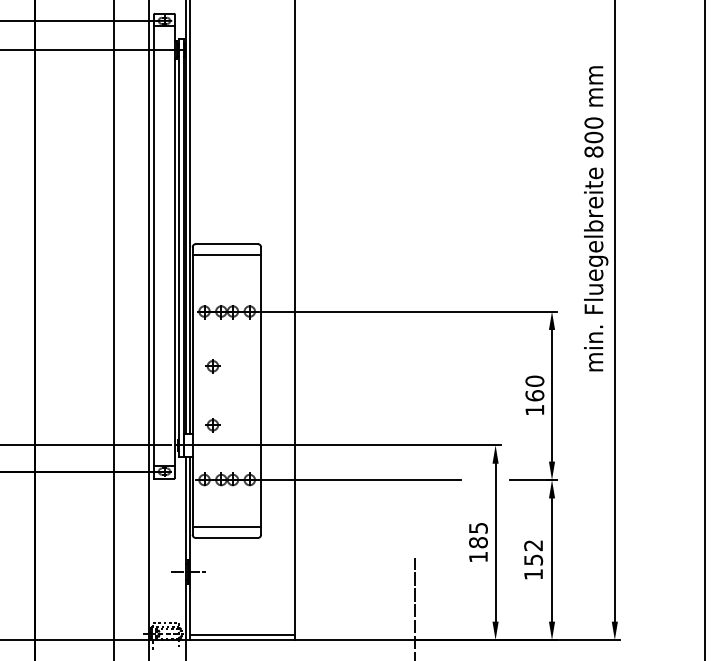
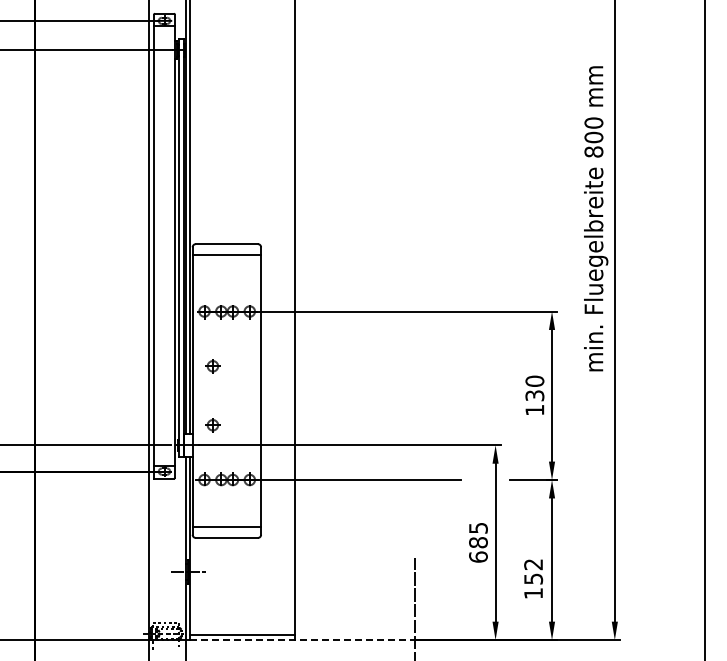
line: present -> none (114, 329)
text: 160 -> 130 (534, 395)
text: 185 -> 685 (478, 556)
text position: (533, 559) -> (533, 578) (533, 578)
line: solid -> dashed (302, 640)
